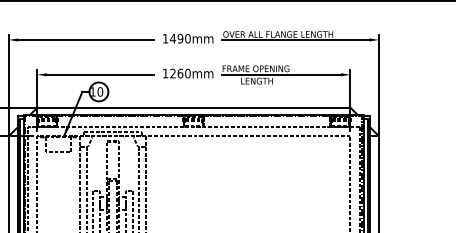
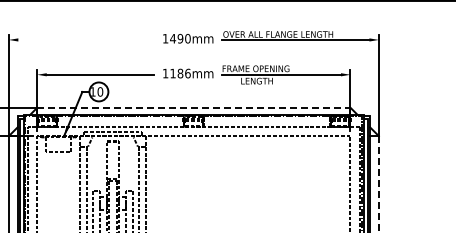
line: present -> none (86, 39)
text: 1260mm -> 1186mm (180, 73)
line: solid -> dashed (193, 107)
line: solid -> dashed (378, 184)
